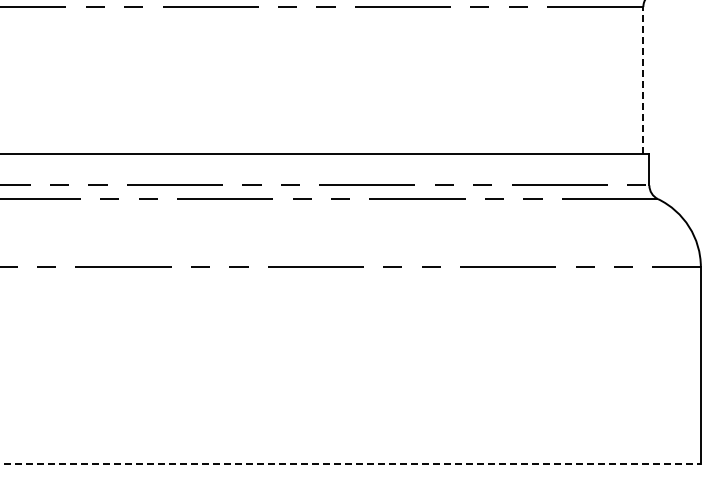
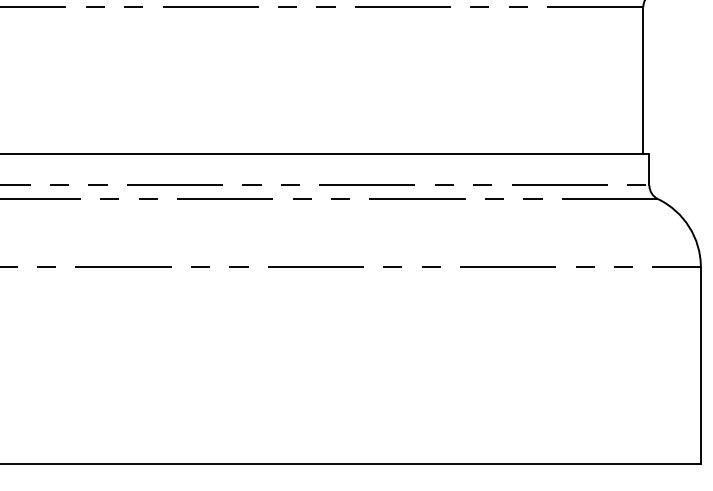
line: dashed -> solid (643, 79)
line: dashed -> solid (350, 464)
